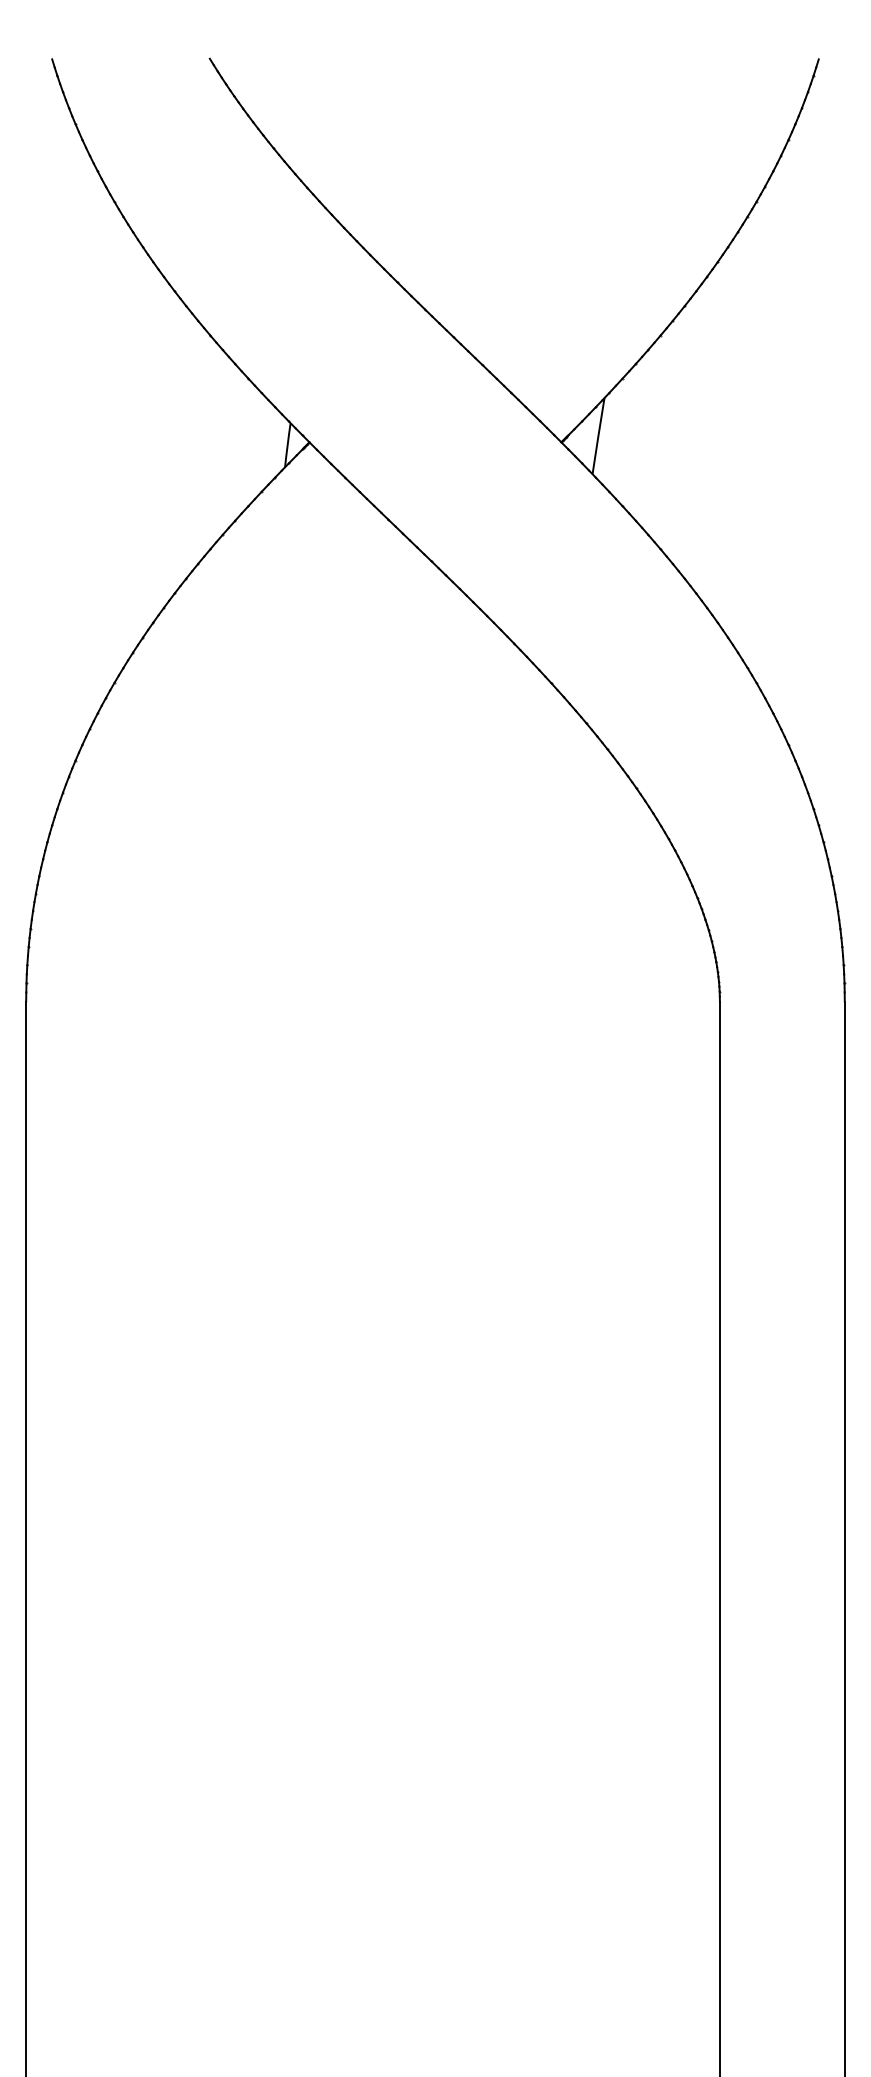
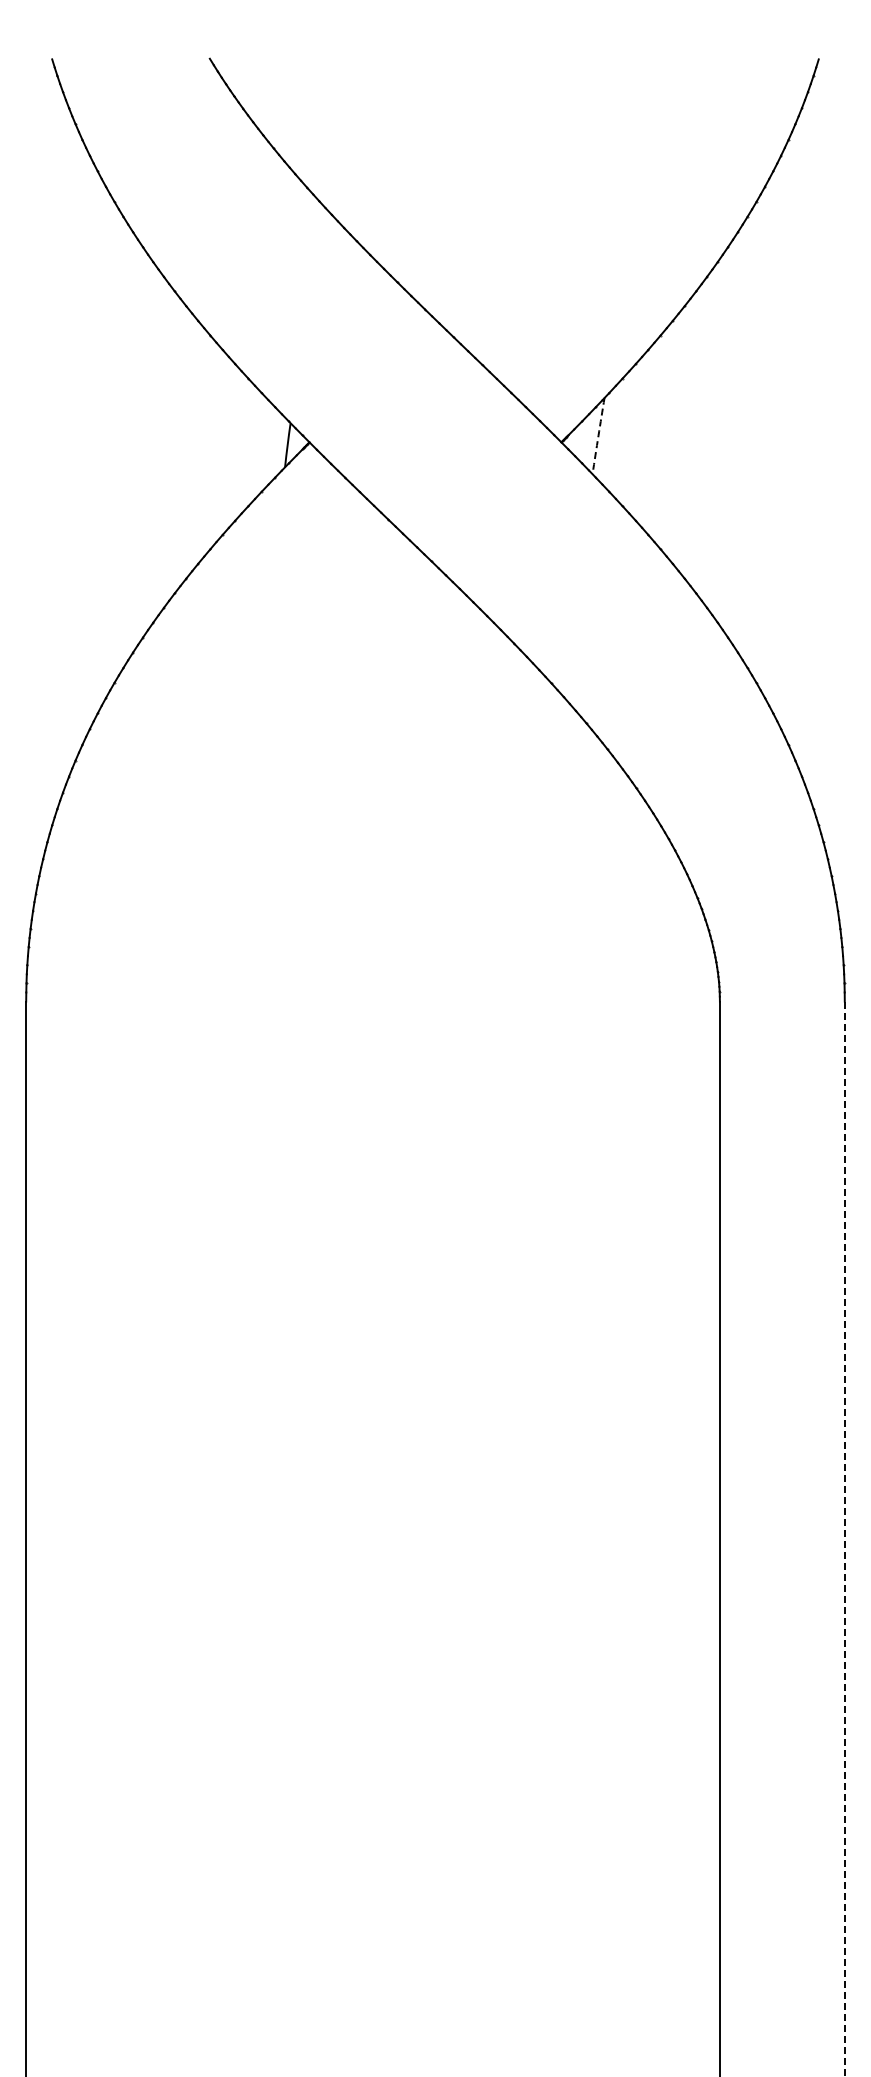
arc: solid -> dashed (598, 435)
line: solid -> dashed (844, 1539)
